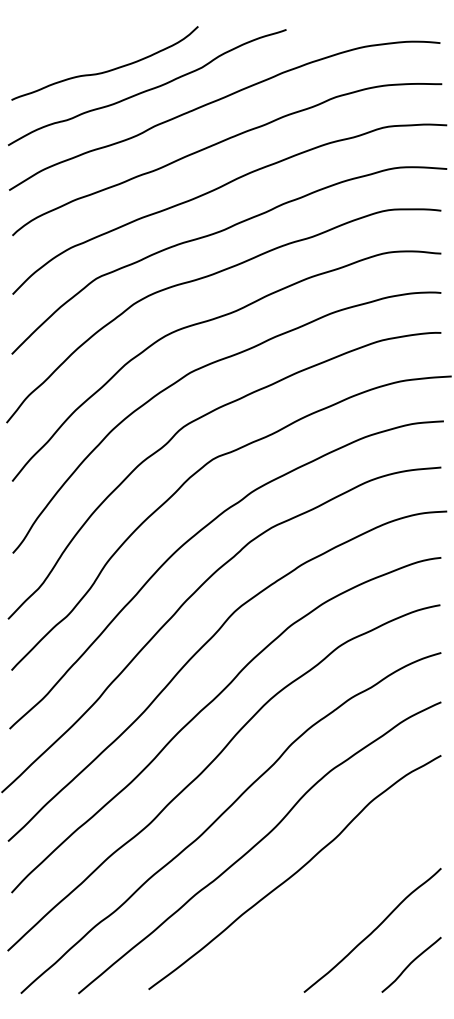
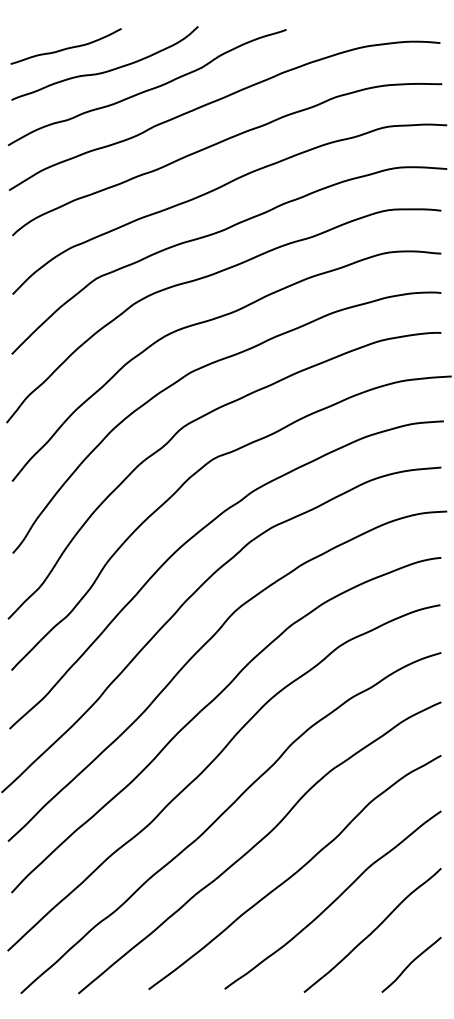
curve: none -> present (66, 47)
curve: none -> present (333, 900)
